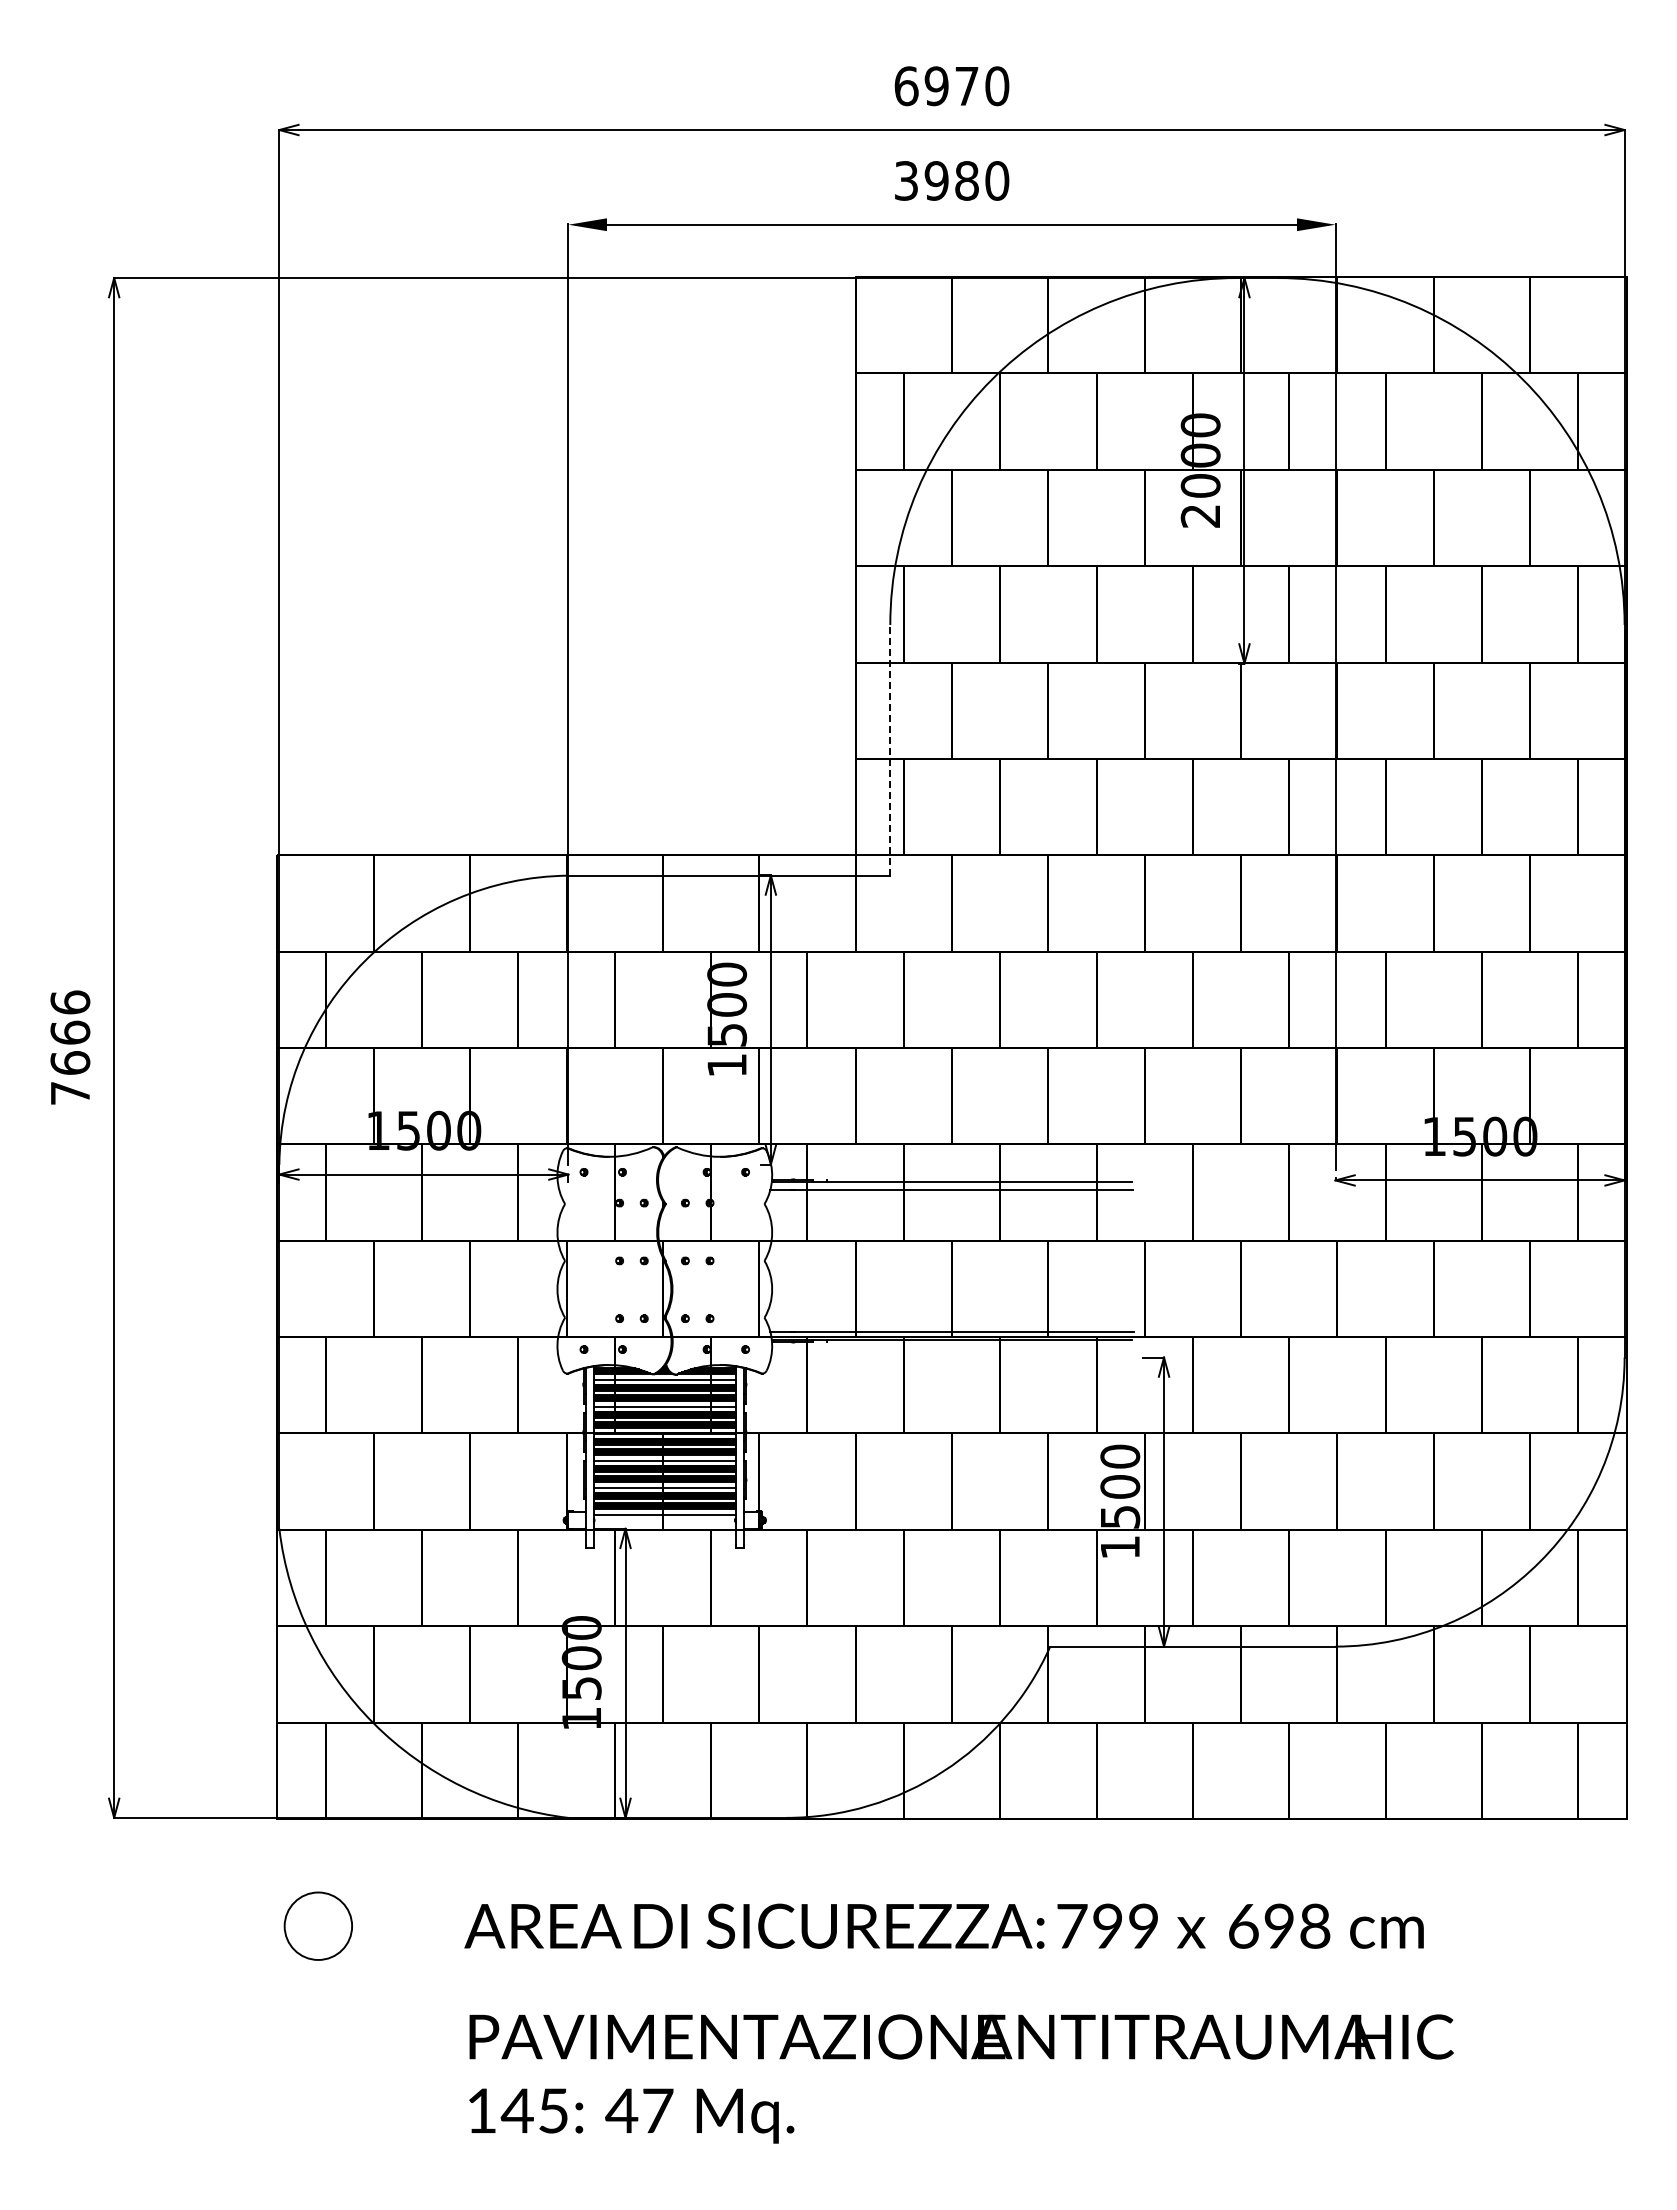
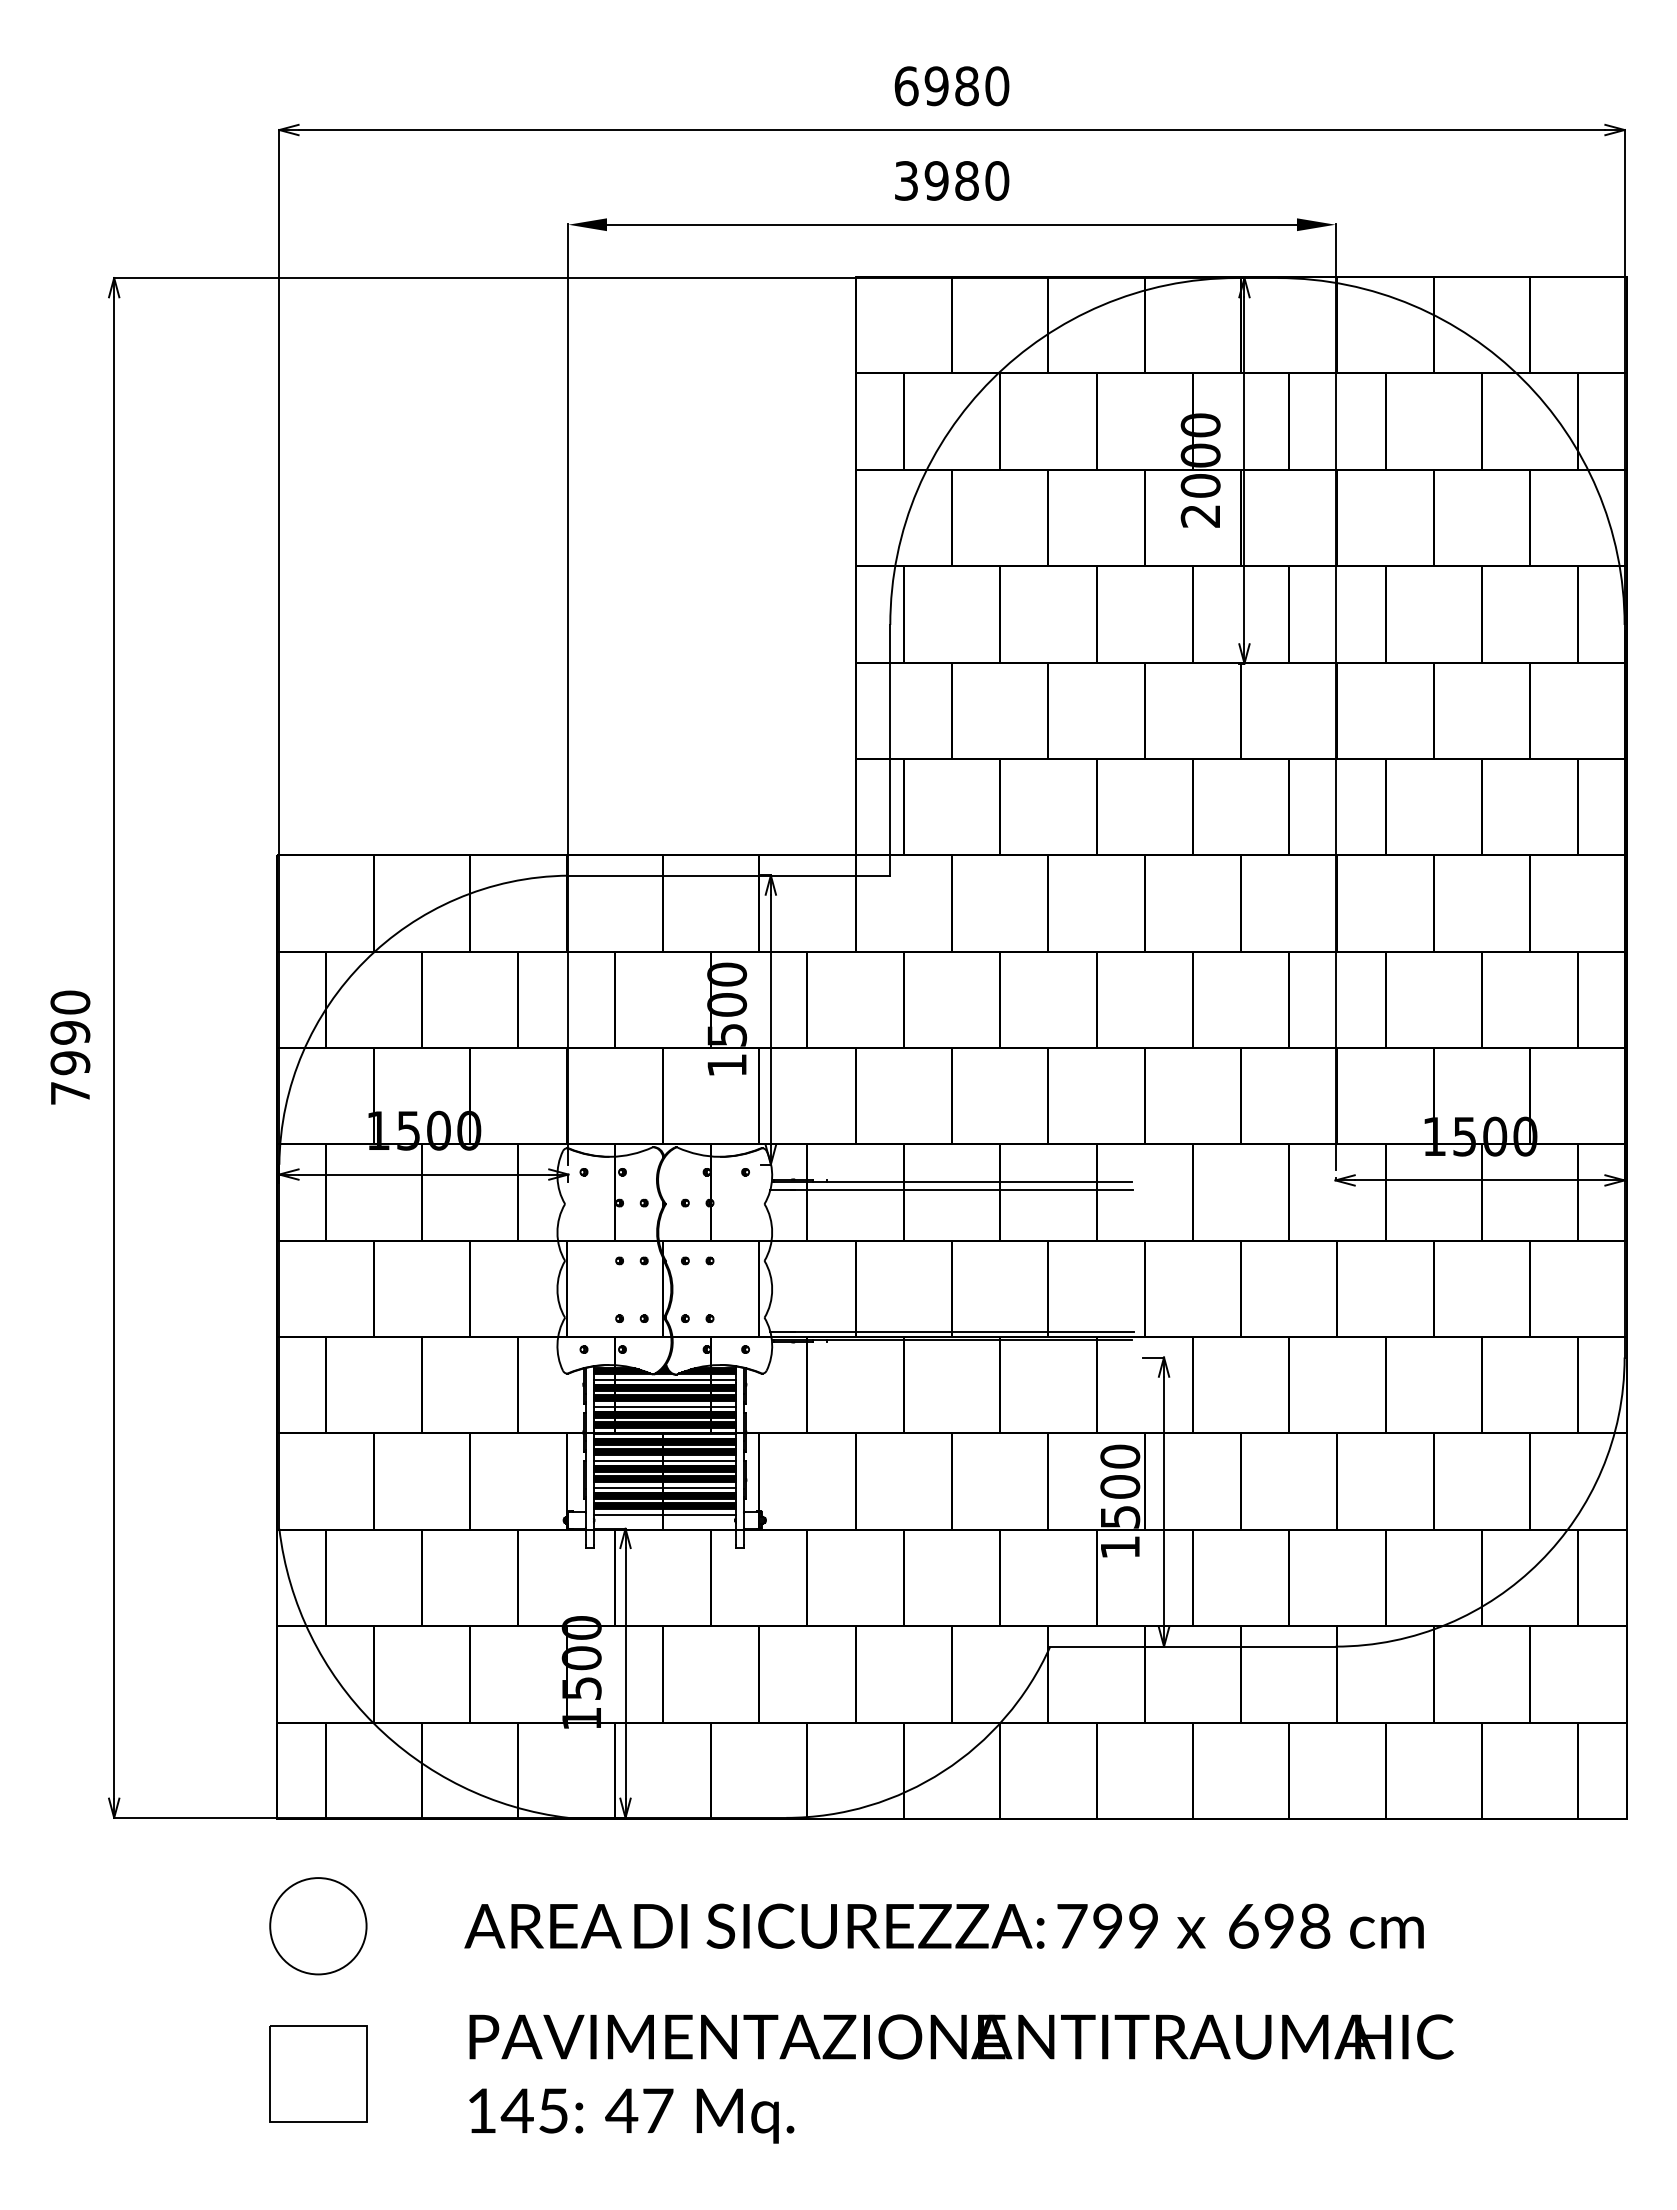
text: 6970 -> 6980 (966, 86)
line: dashed -> solid (890, 749)
text: 7666 -> 7990 (70, 1032)
circle diameter: 67 px -> 96 px (318, 1926)
part: none -> present (318, 2073)
